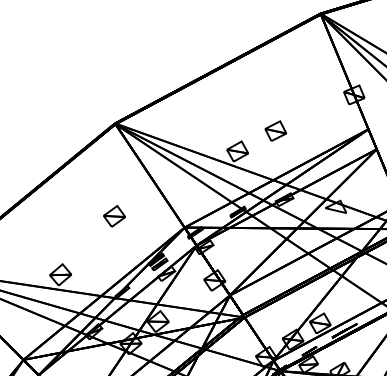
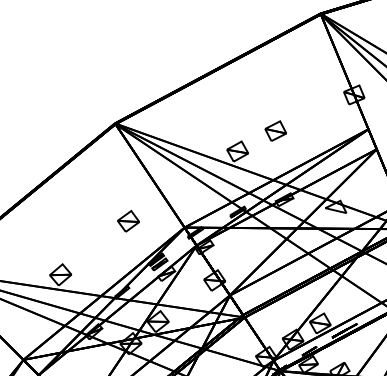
part position: (114, 215) -> (128, 220) (128, 220)
